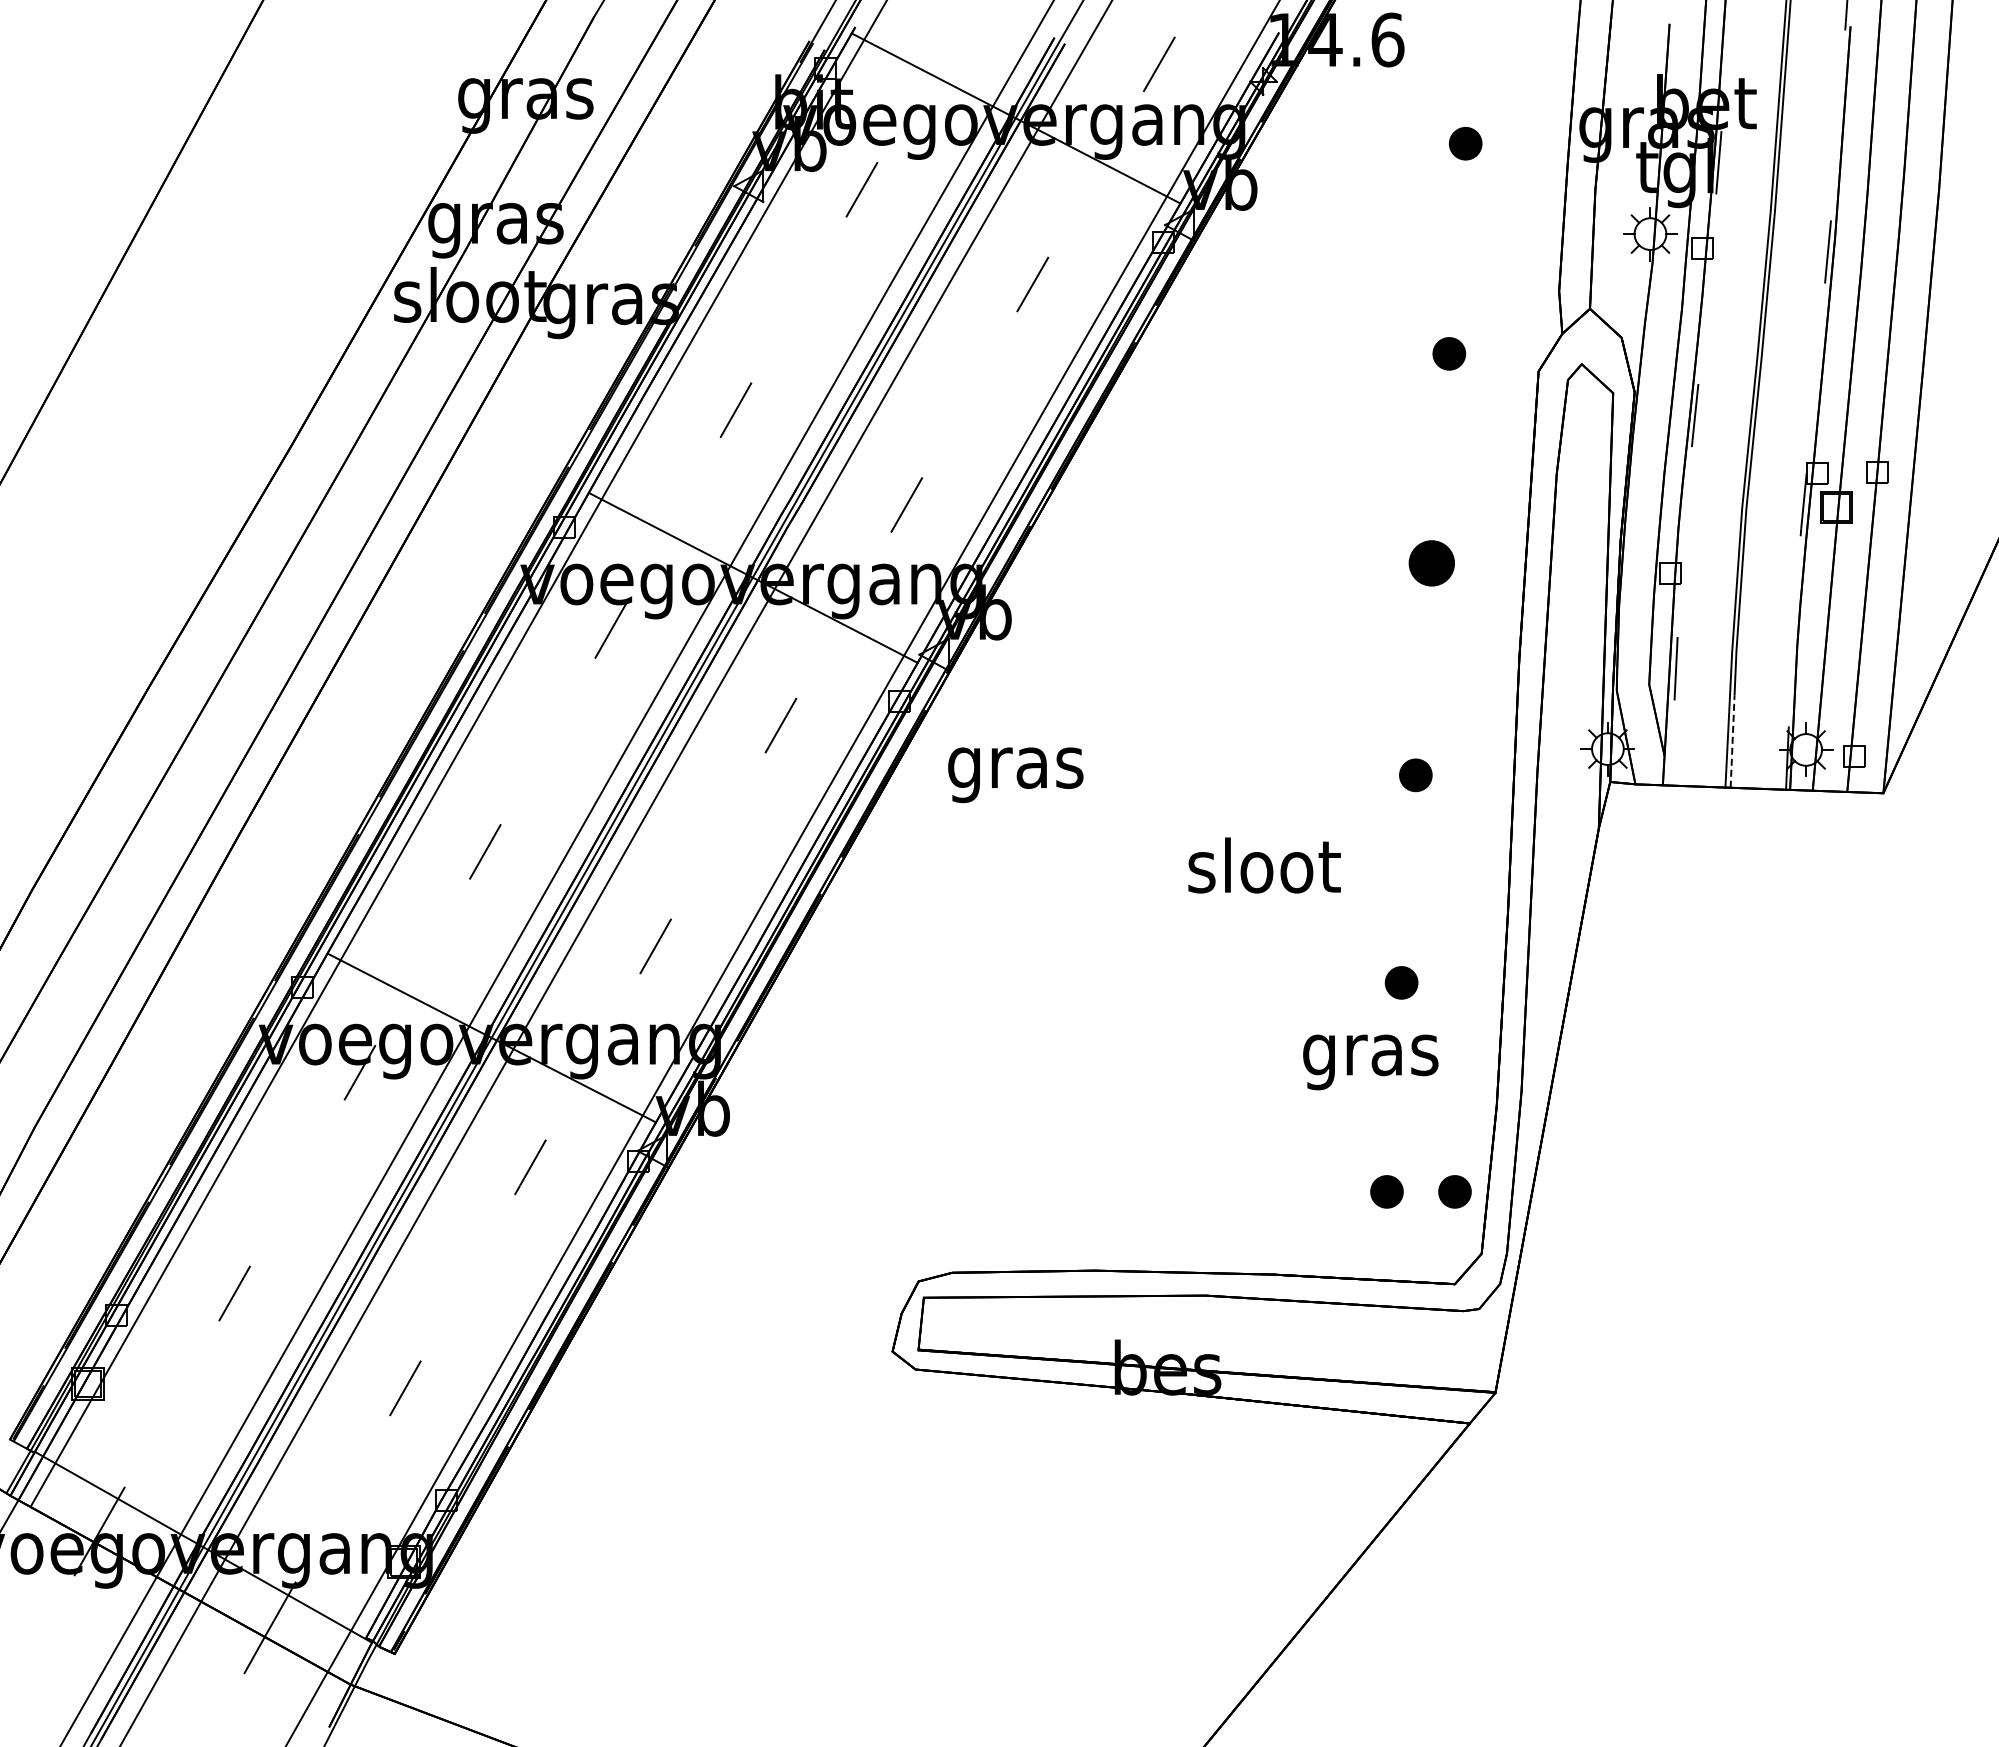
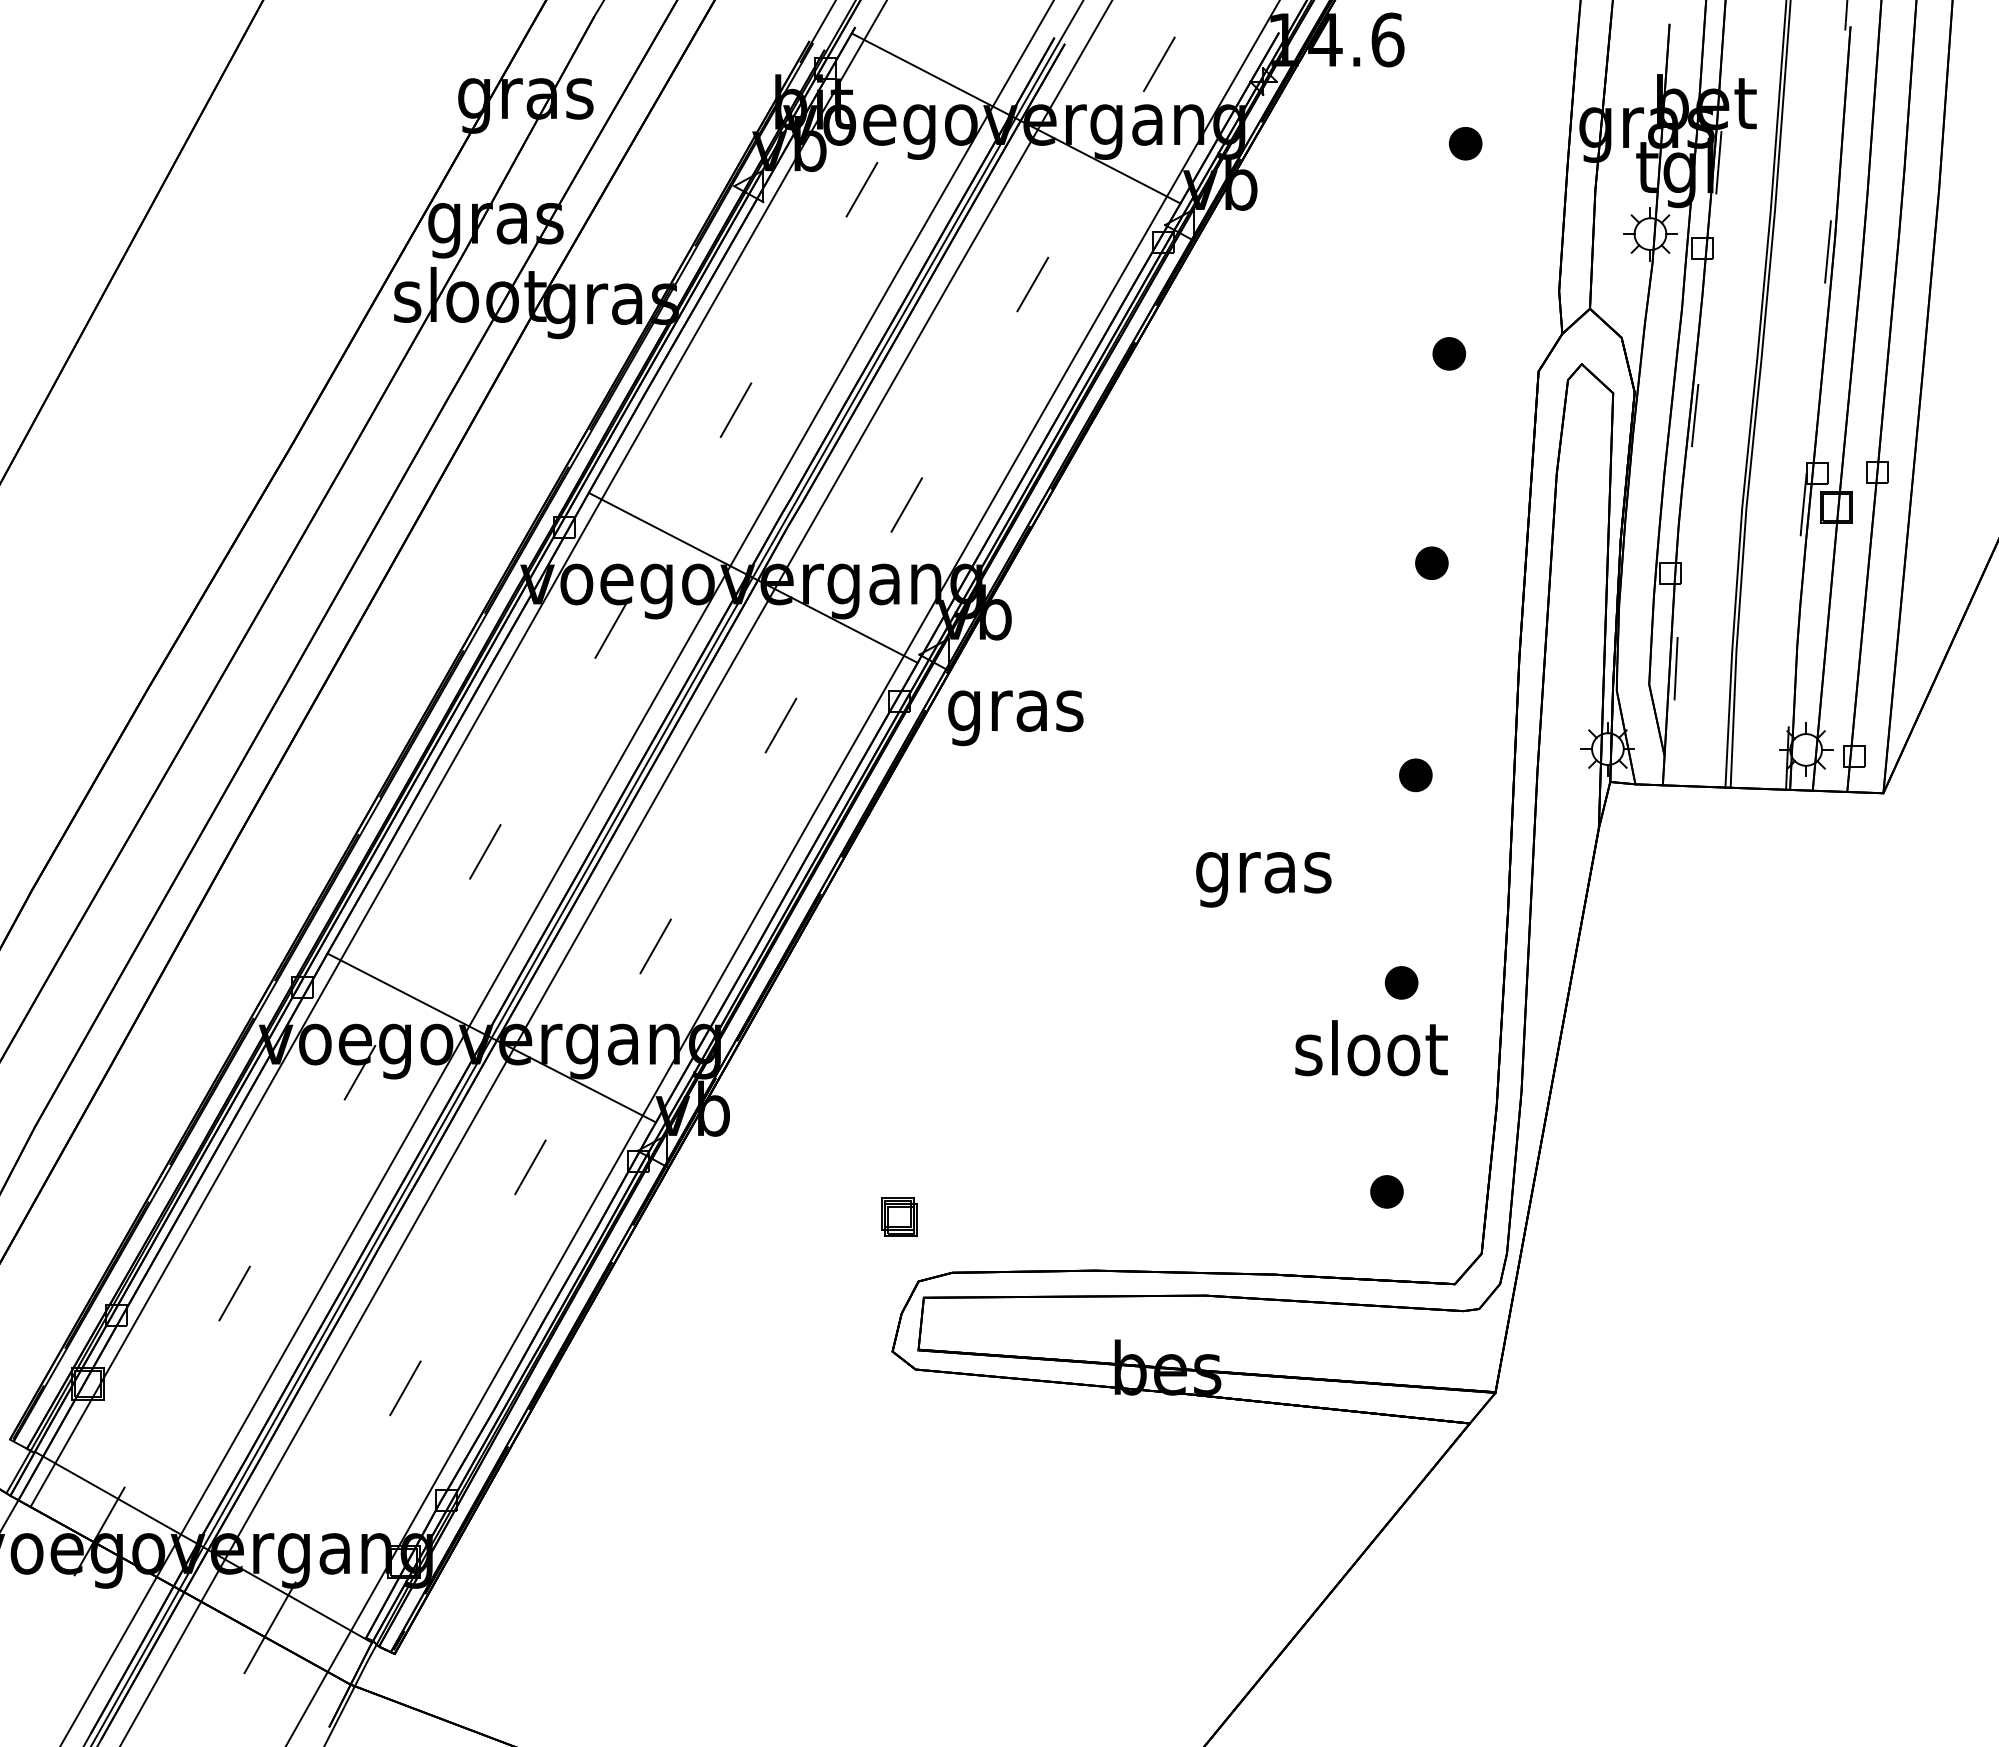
part size: 47x47 px -> 34x34 px (1431, 562)
line: dashed -> solid (1732, 741)
text position: (1015, 775) -> (1015, 718) (1015, 718)
text: sloot -> gras (1264, 872)
text: gras -> sloot (1371, 1055)
part: present -> none (1454, 1191)
part: none -> present (899, 1216)
